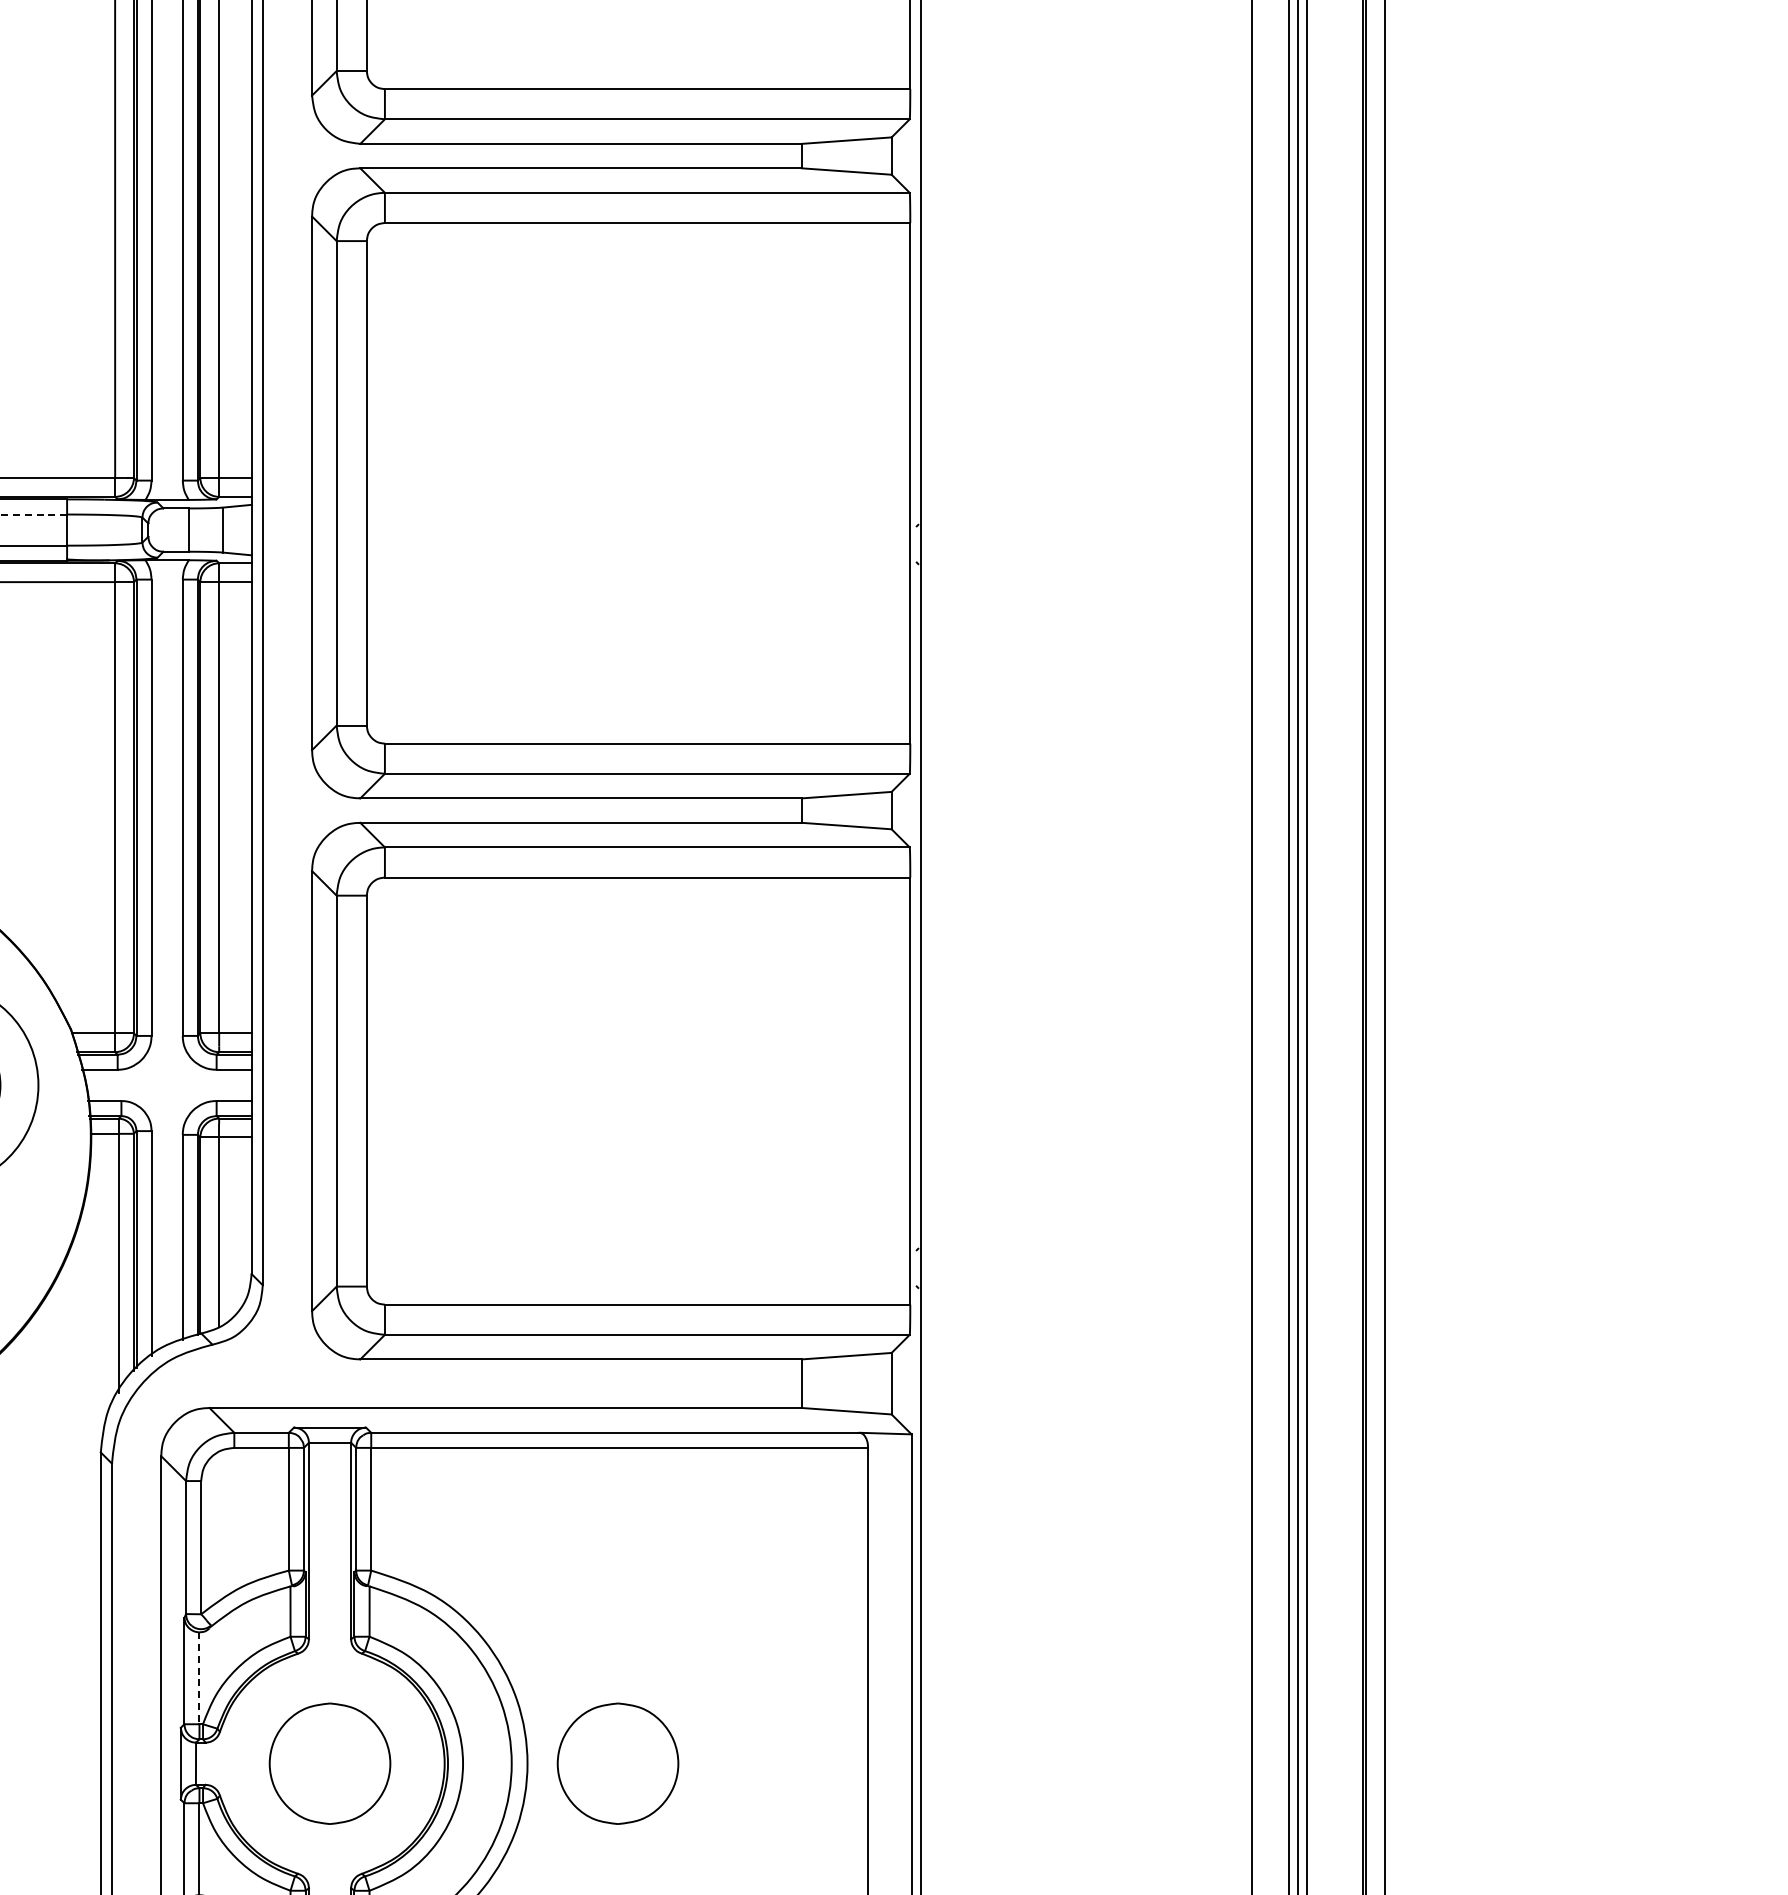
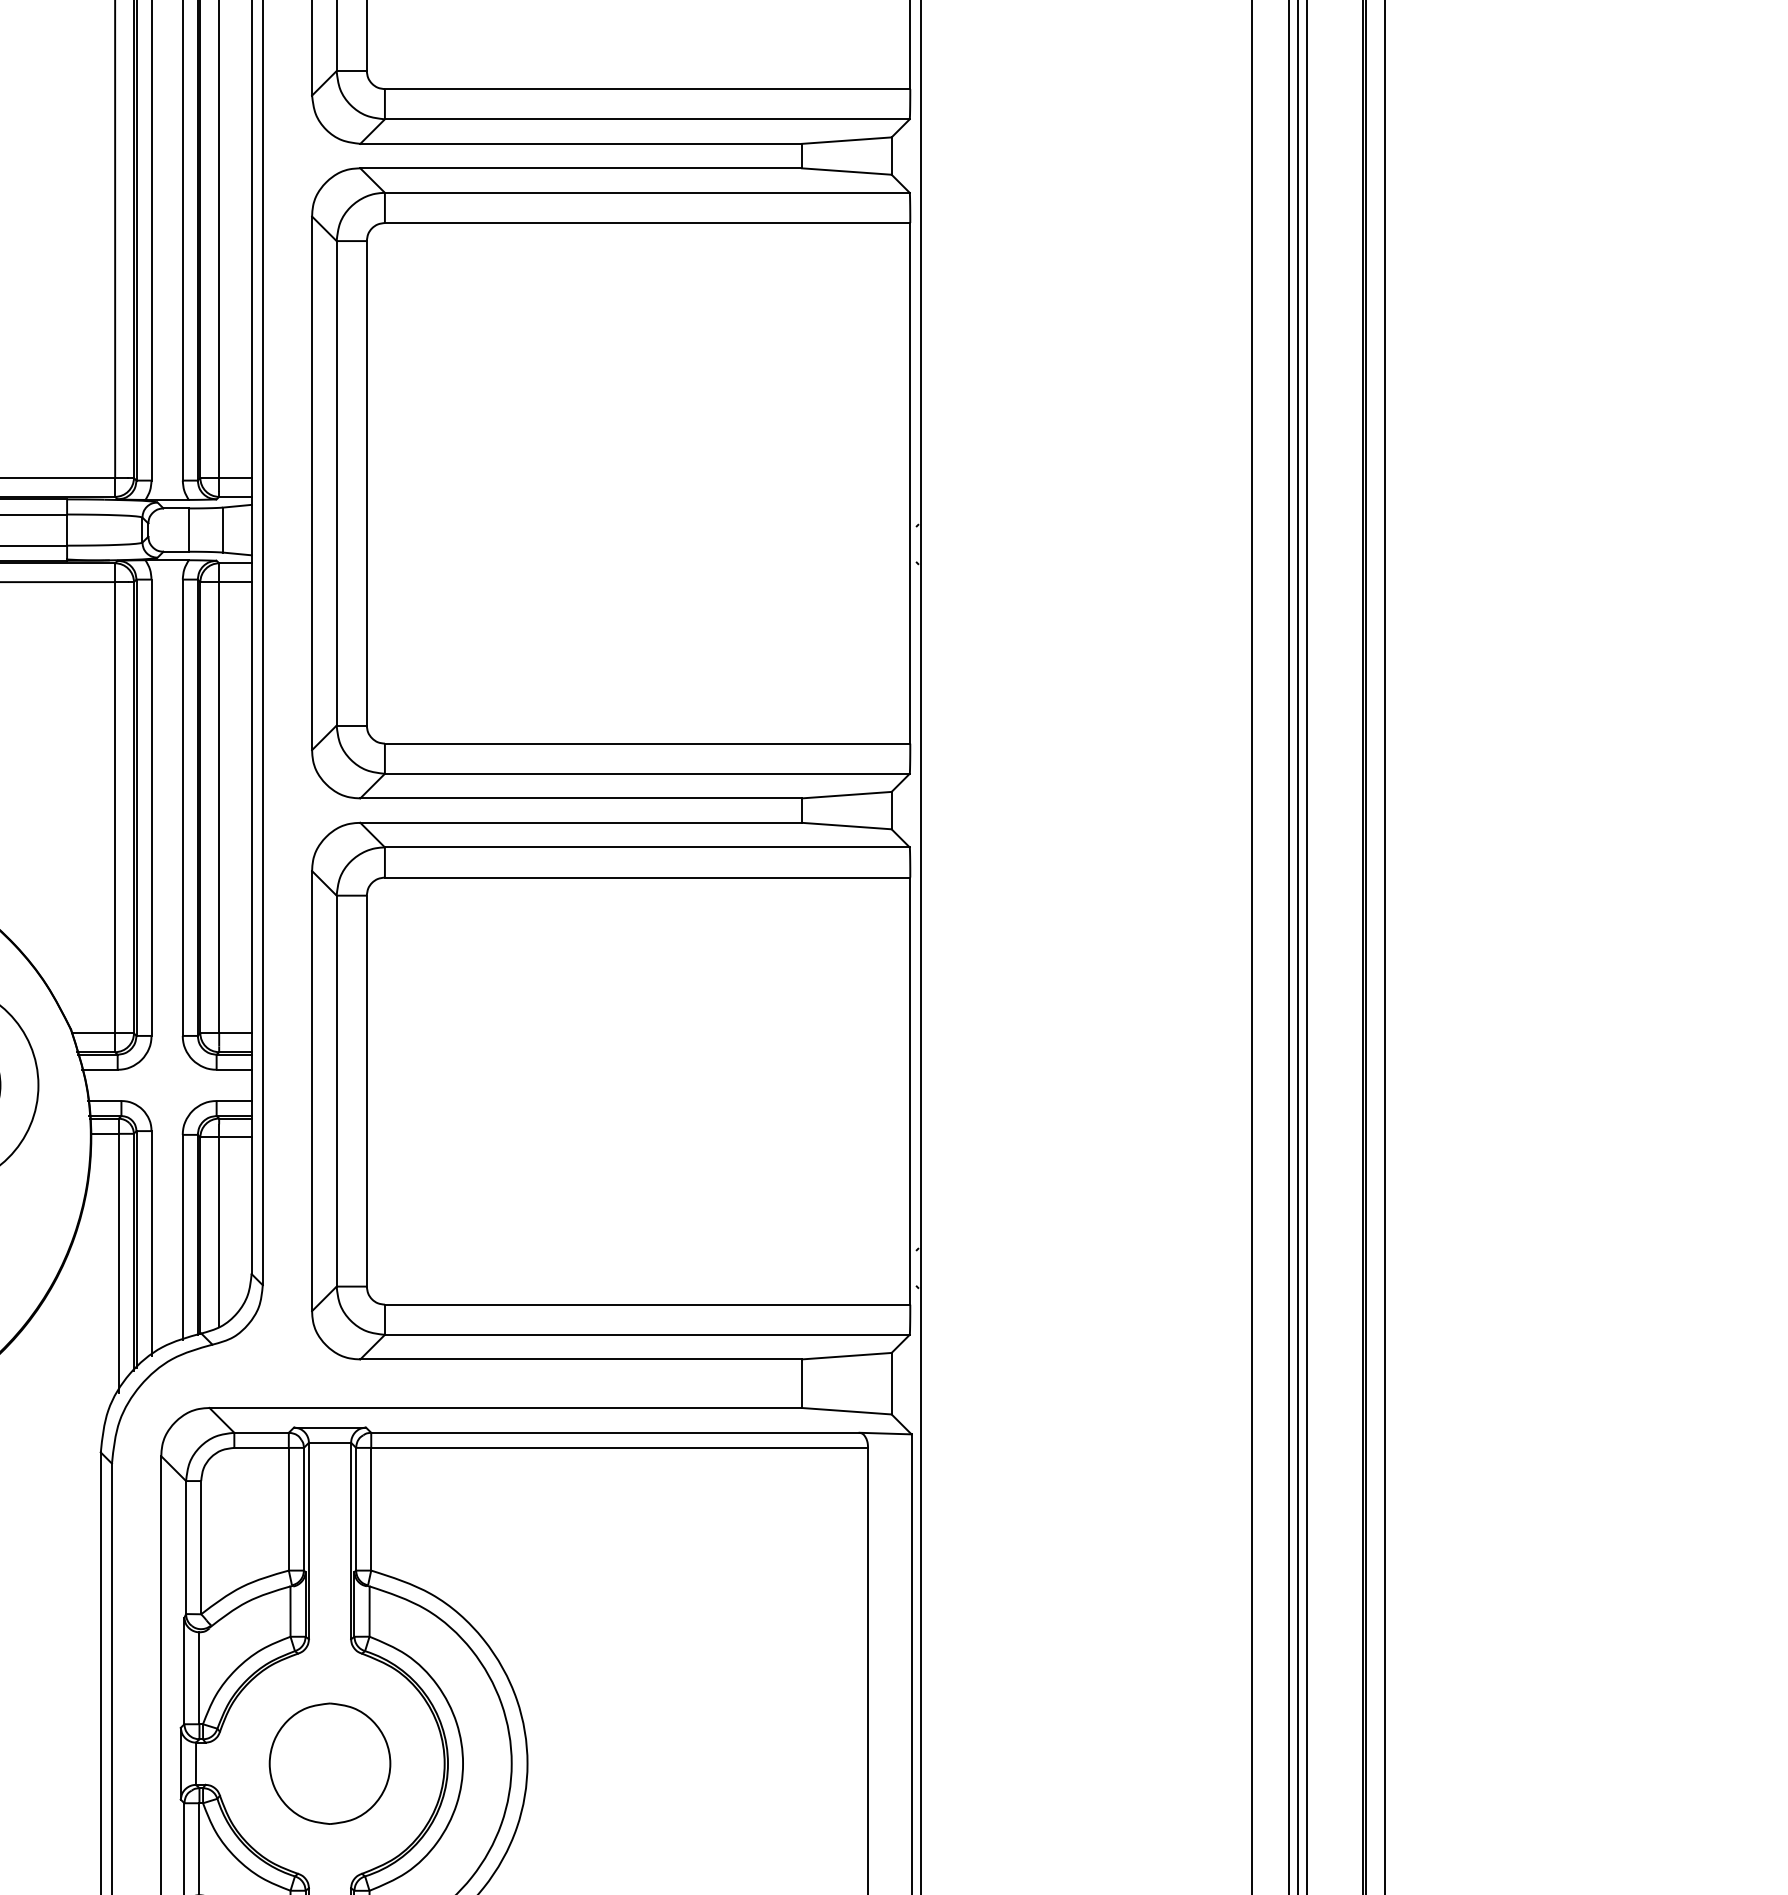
line: dashed -> solid (33, 514)
line: dashed -> solid (199, 1678)
part: present -> none (617, 1763)
